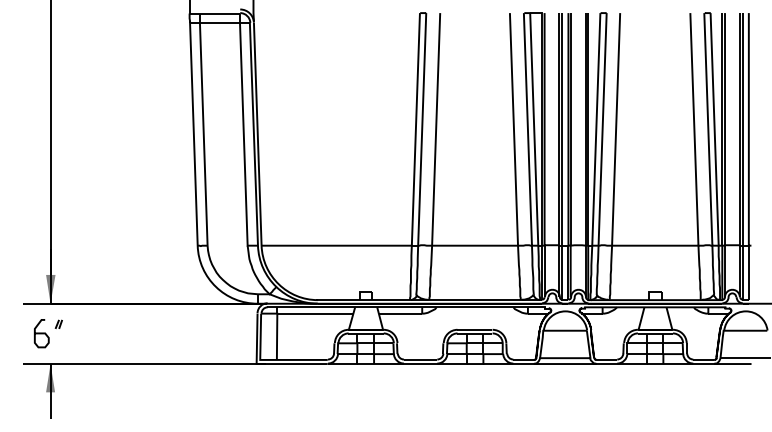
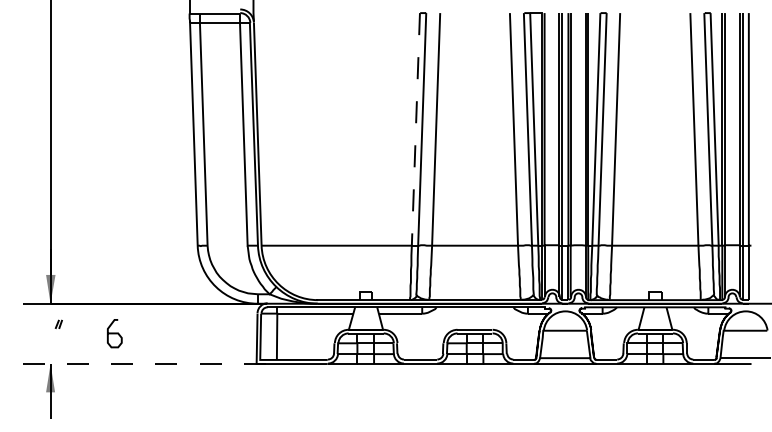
line: solid -> dashed (415, 129)
curve position: (41, 333) -> (114, 333) (114, 333)
line: solid -> dashed (143, 364)
